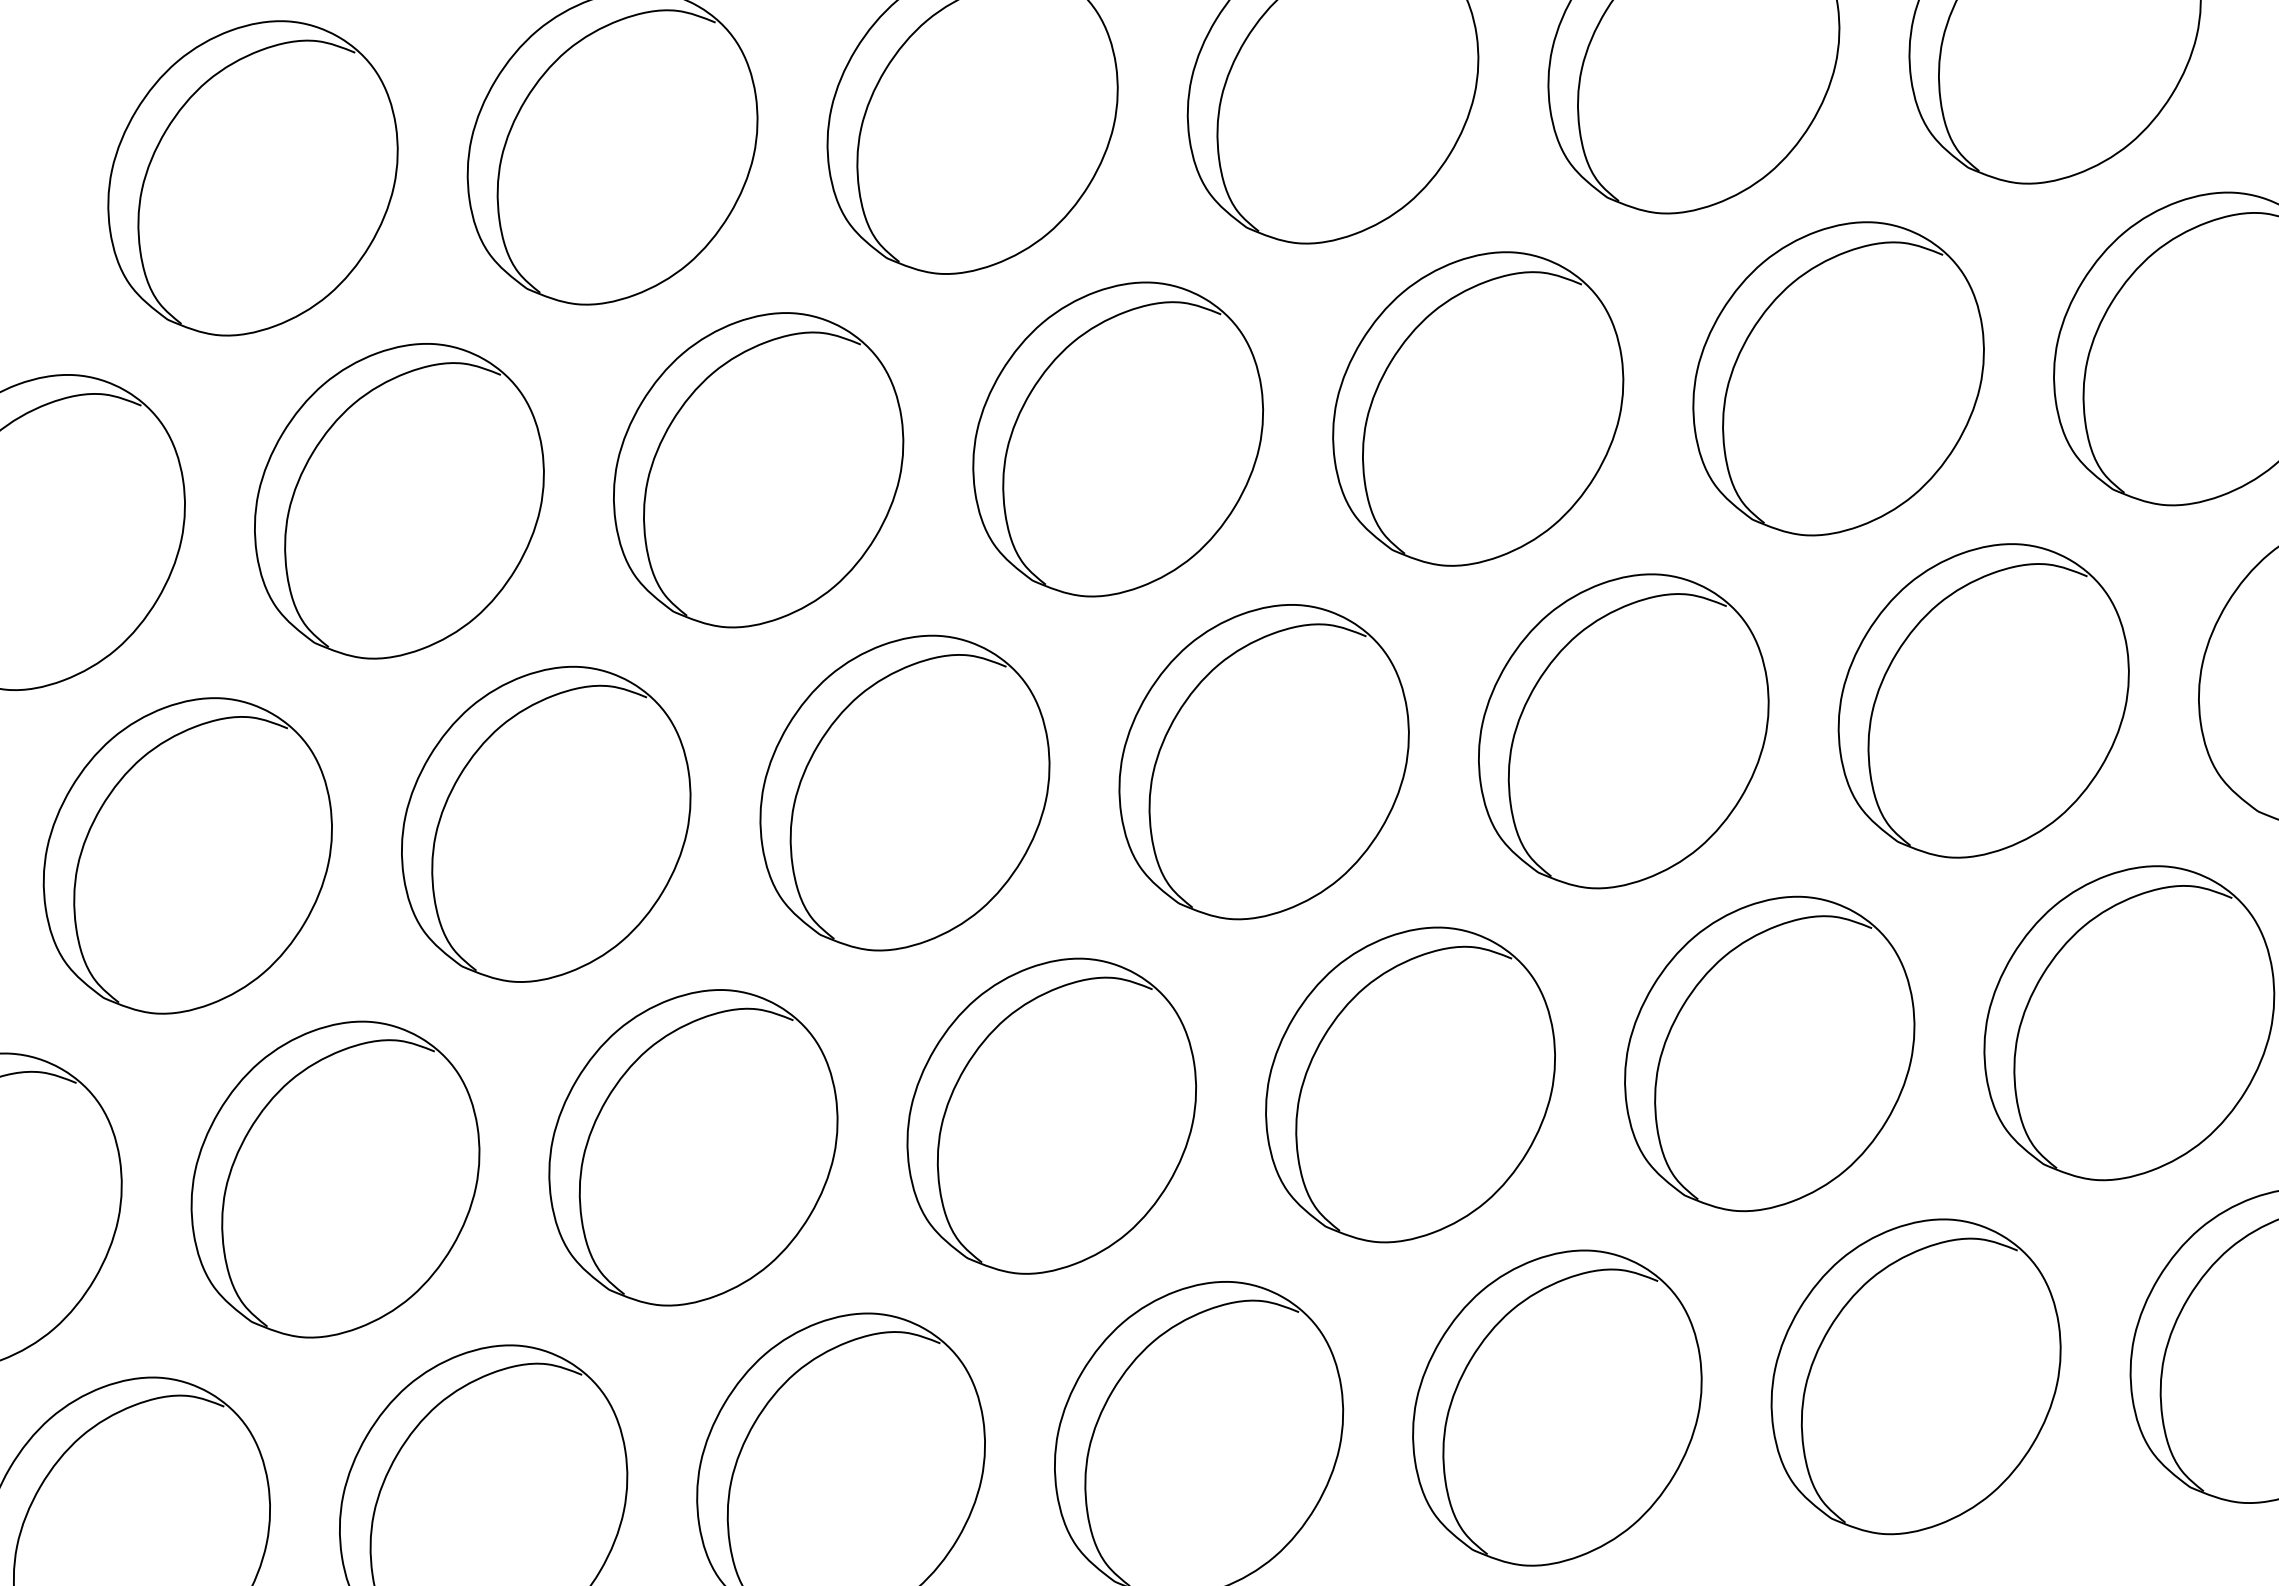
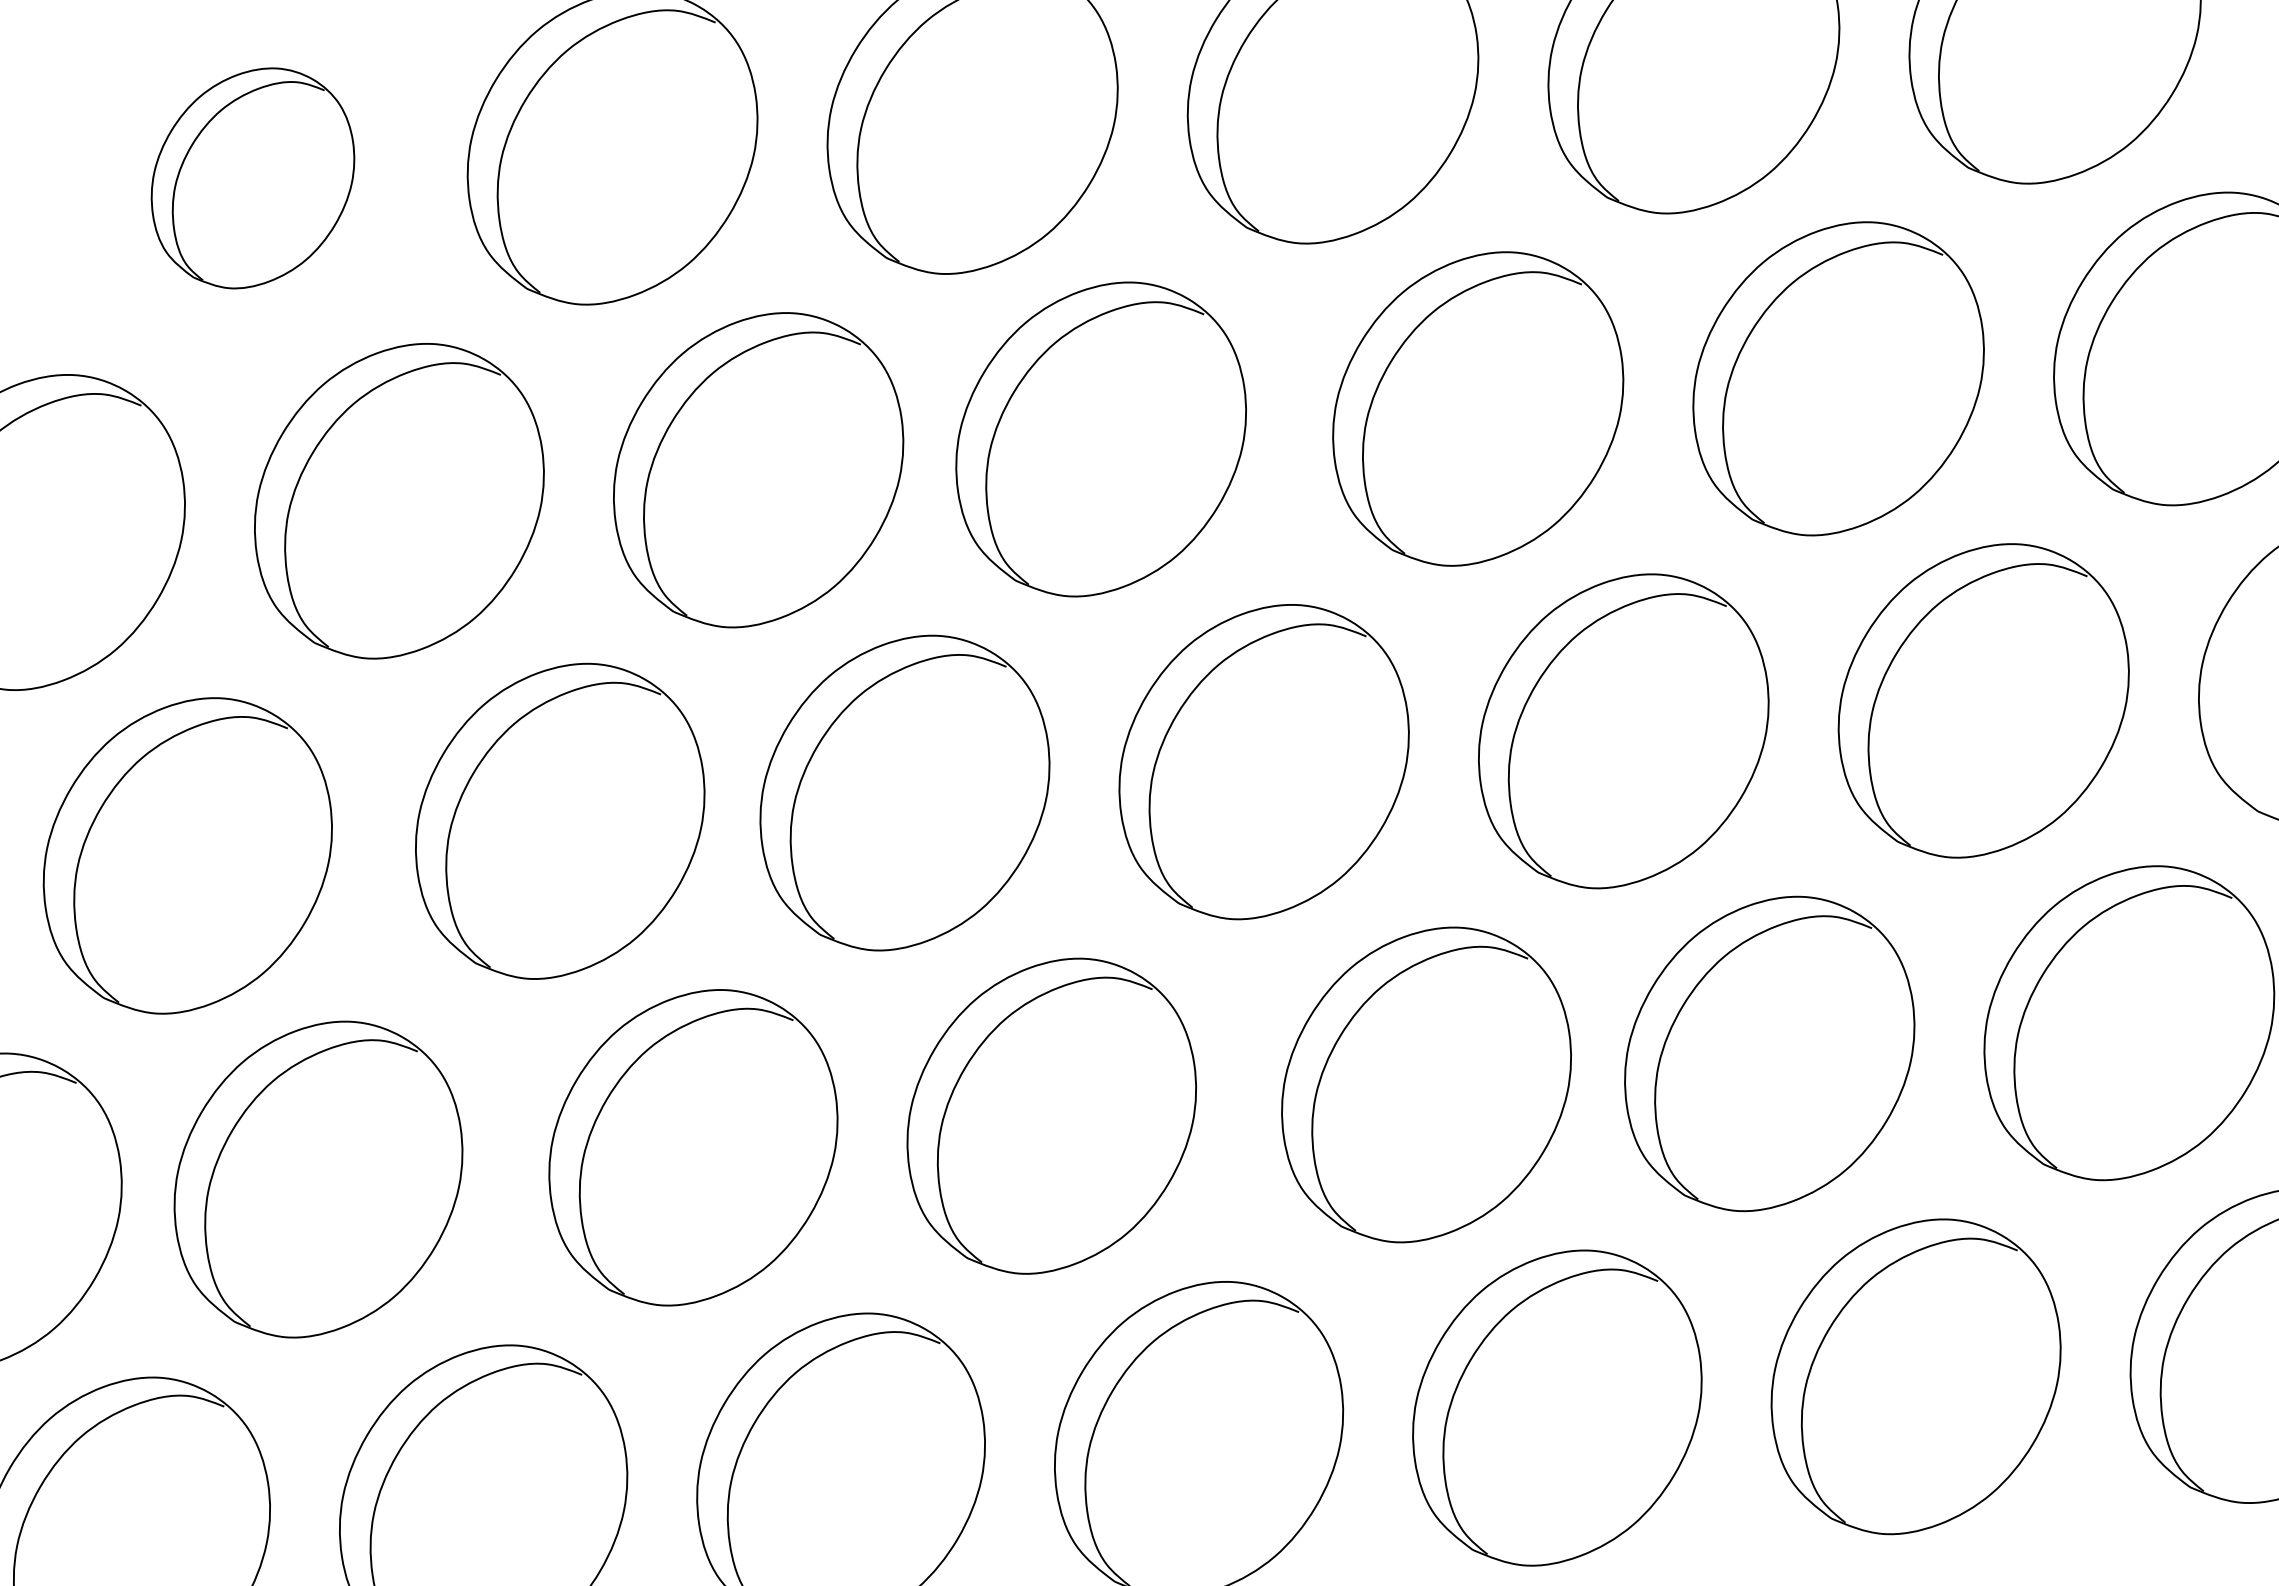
part size: 292x317 px -> 206x223 px (252, 178)
part position: (1117, 439) -> (1100, 439) (1100, 439)
part position: (546, 823) -> (560, 820) (560, 820)
part position: (1410, 1084) -> (1426, 1084) (1426, 1084)
part position: (335, 1179) -> (318, 1179) (318, 1179)
